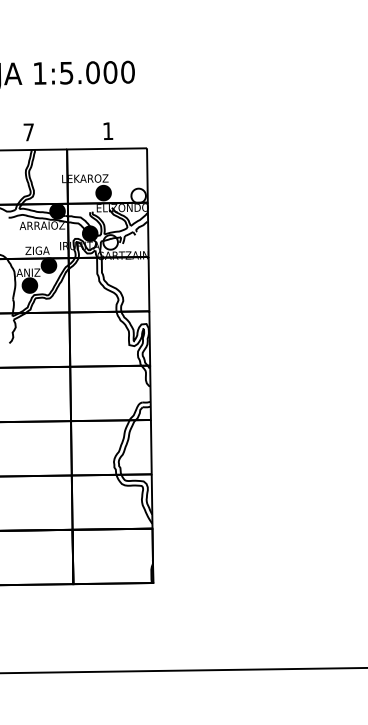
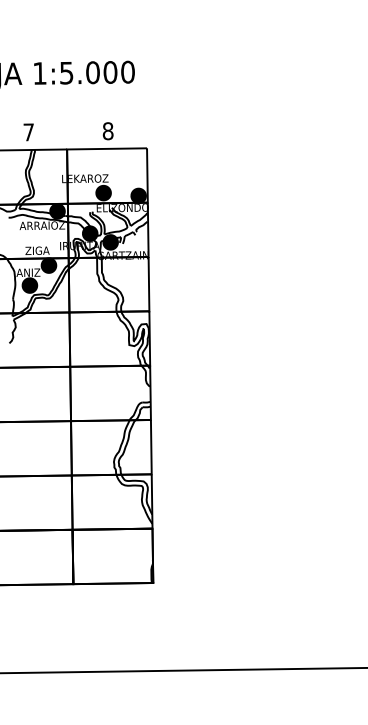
text: 1 -> 8 (107, 131)
fill: none -> present (138, 195)
fill: none -> present (110, 242)
